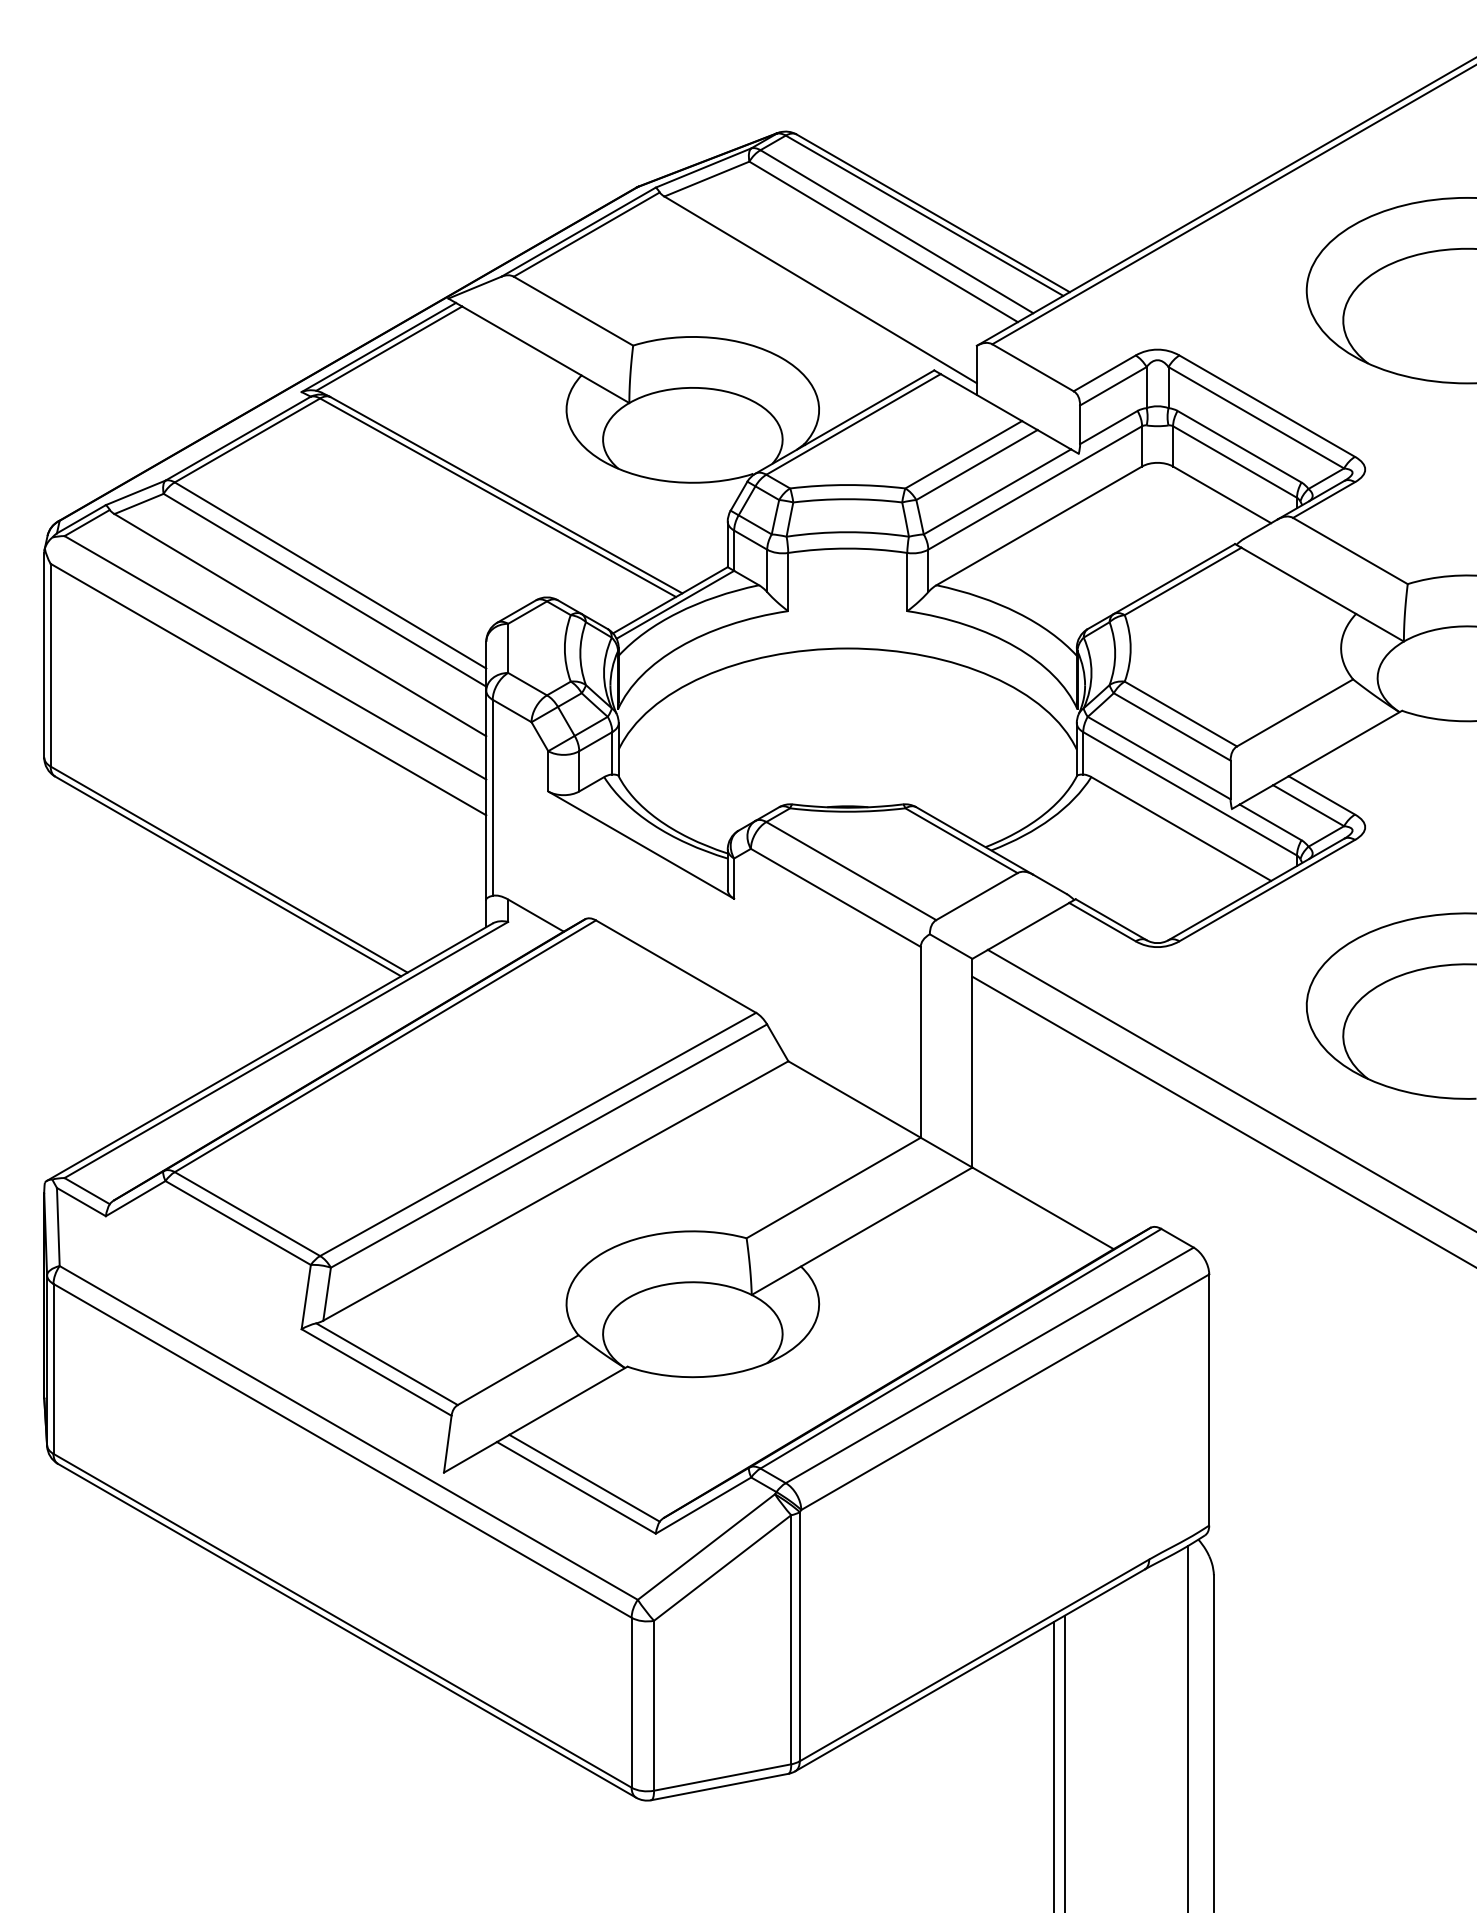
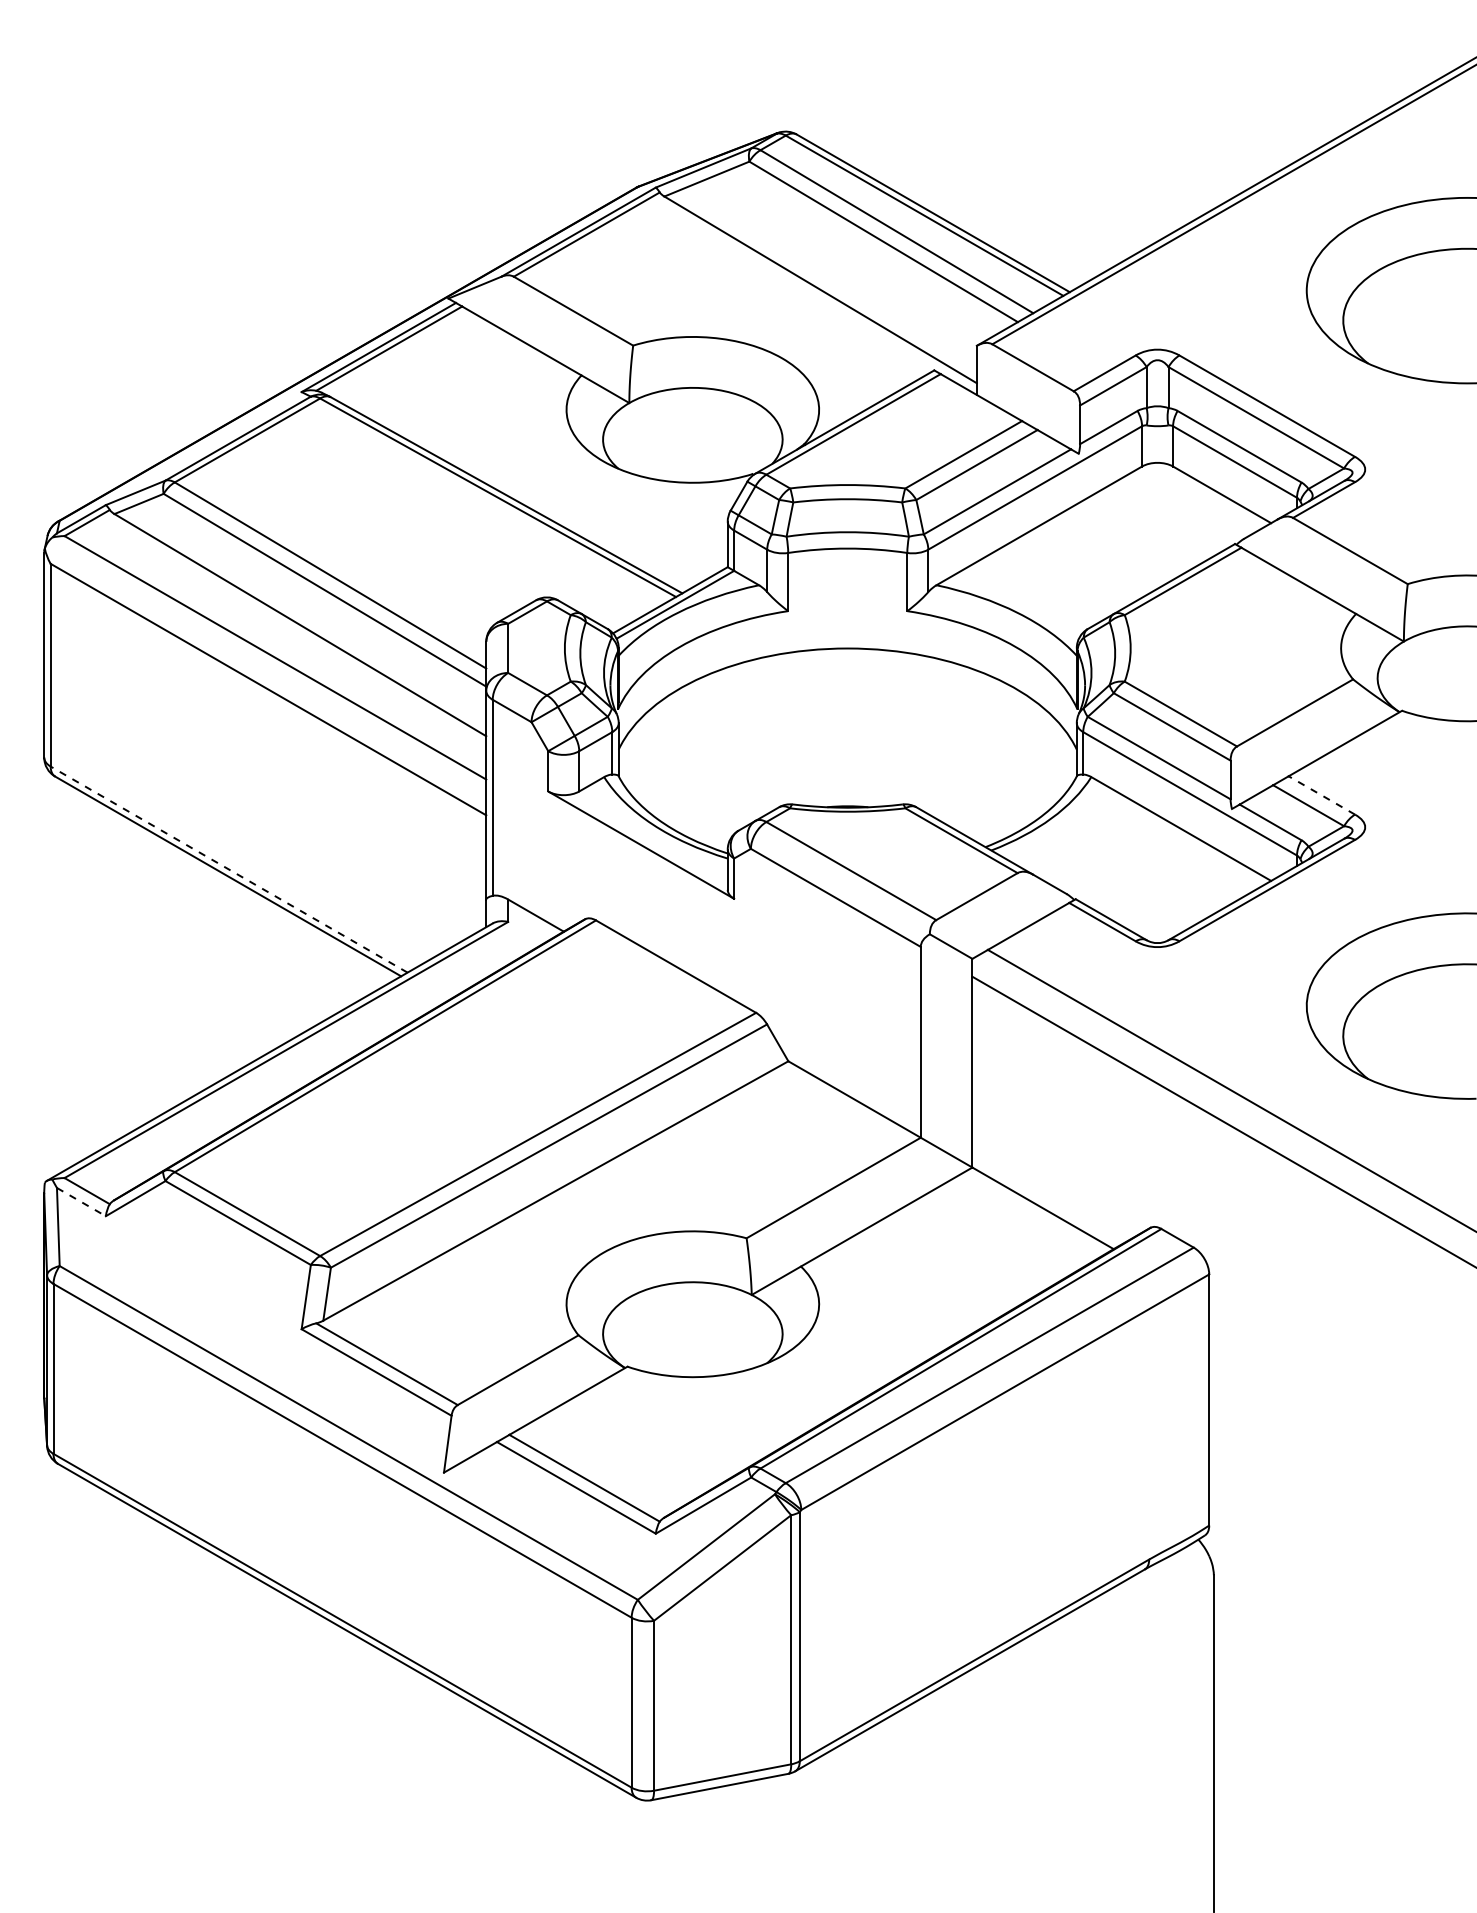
line: solid -> dashed (1321, 795)
line: solid -> dashed (228, 869)
line: solid -> dashed (81, 1202)
line: present -> none (1187, 1727)
line: present -> none (1065, 1762)
line: present -> none (1054, 1765)
